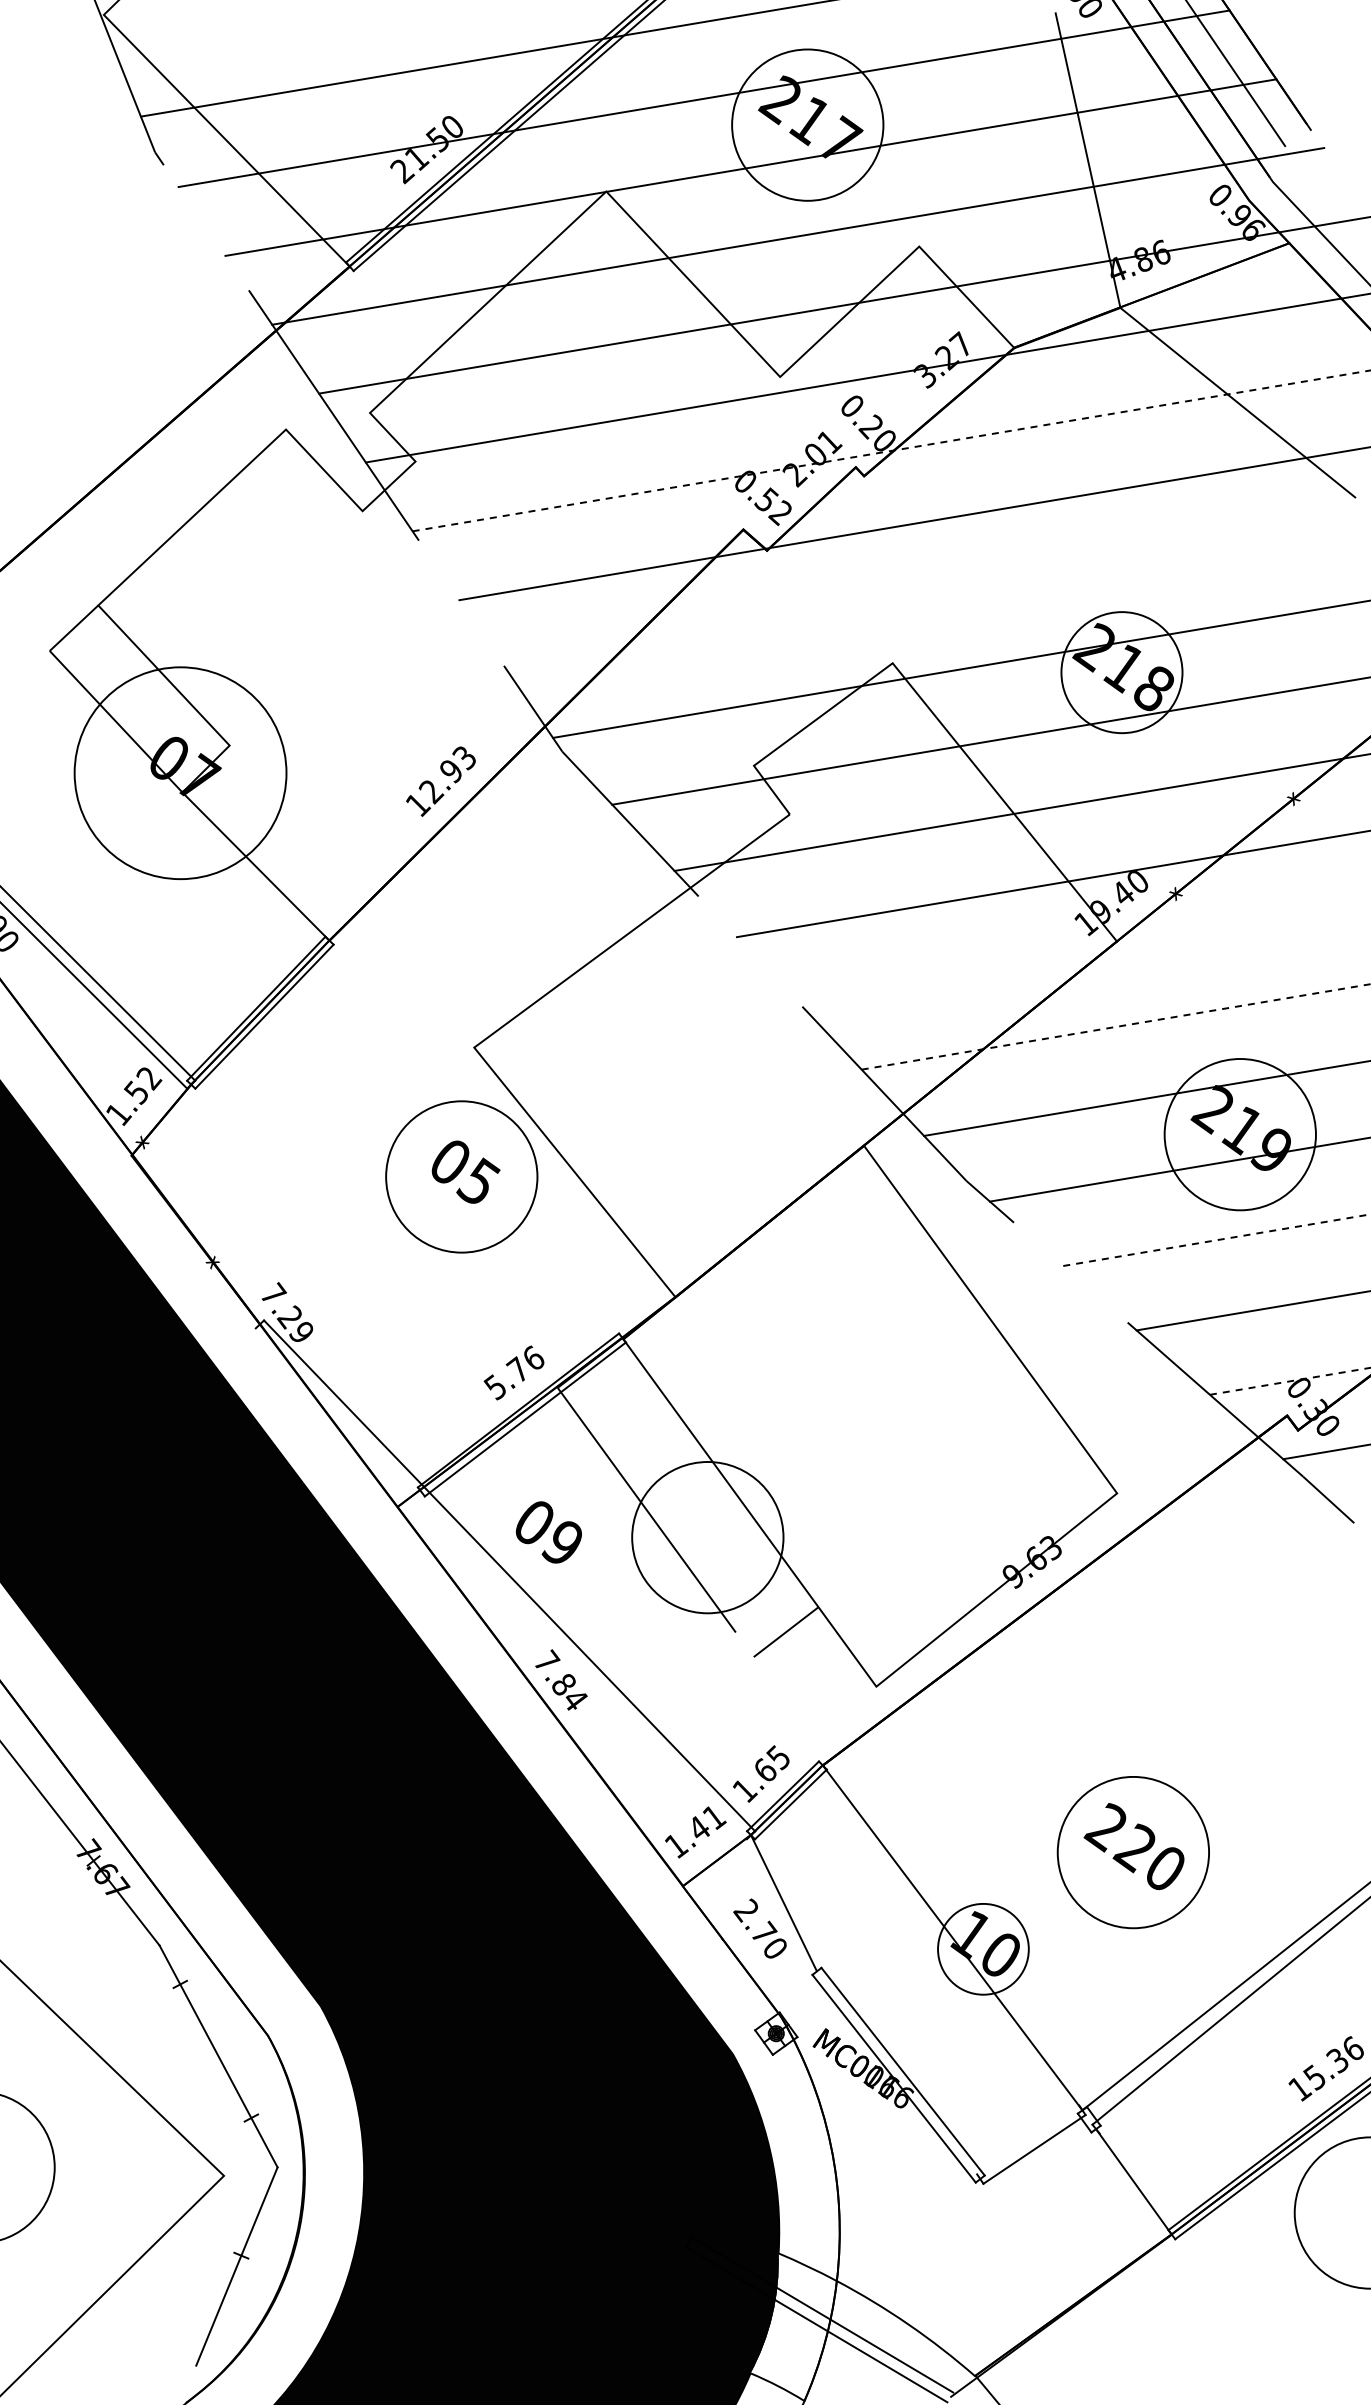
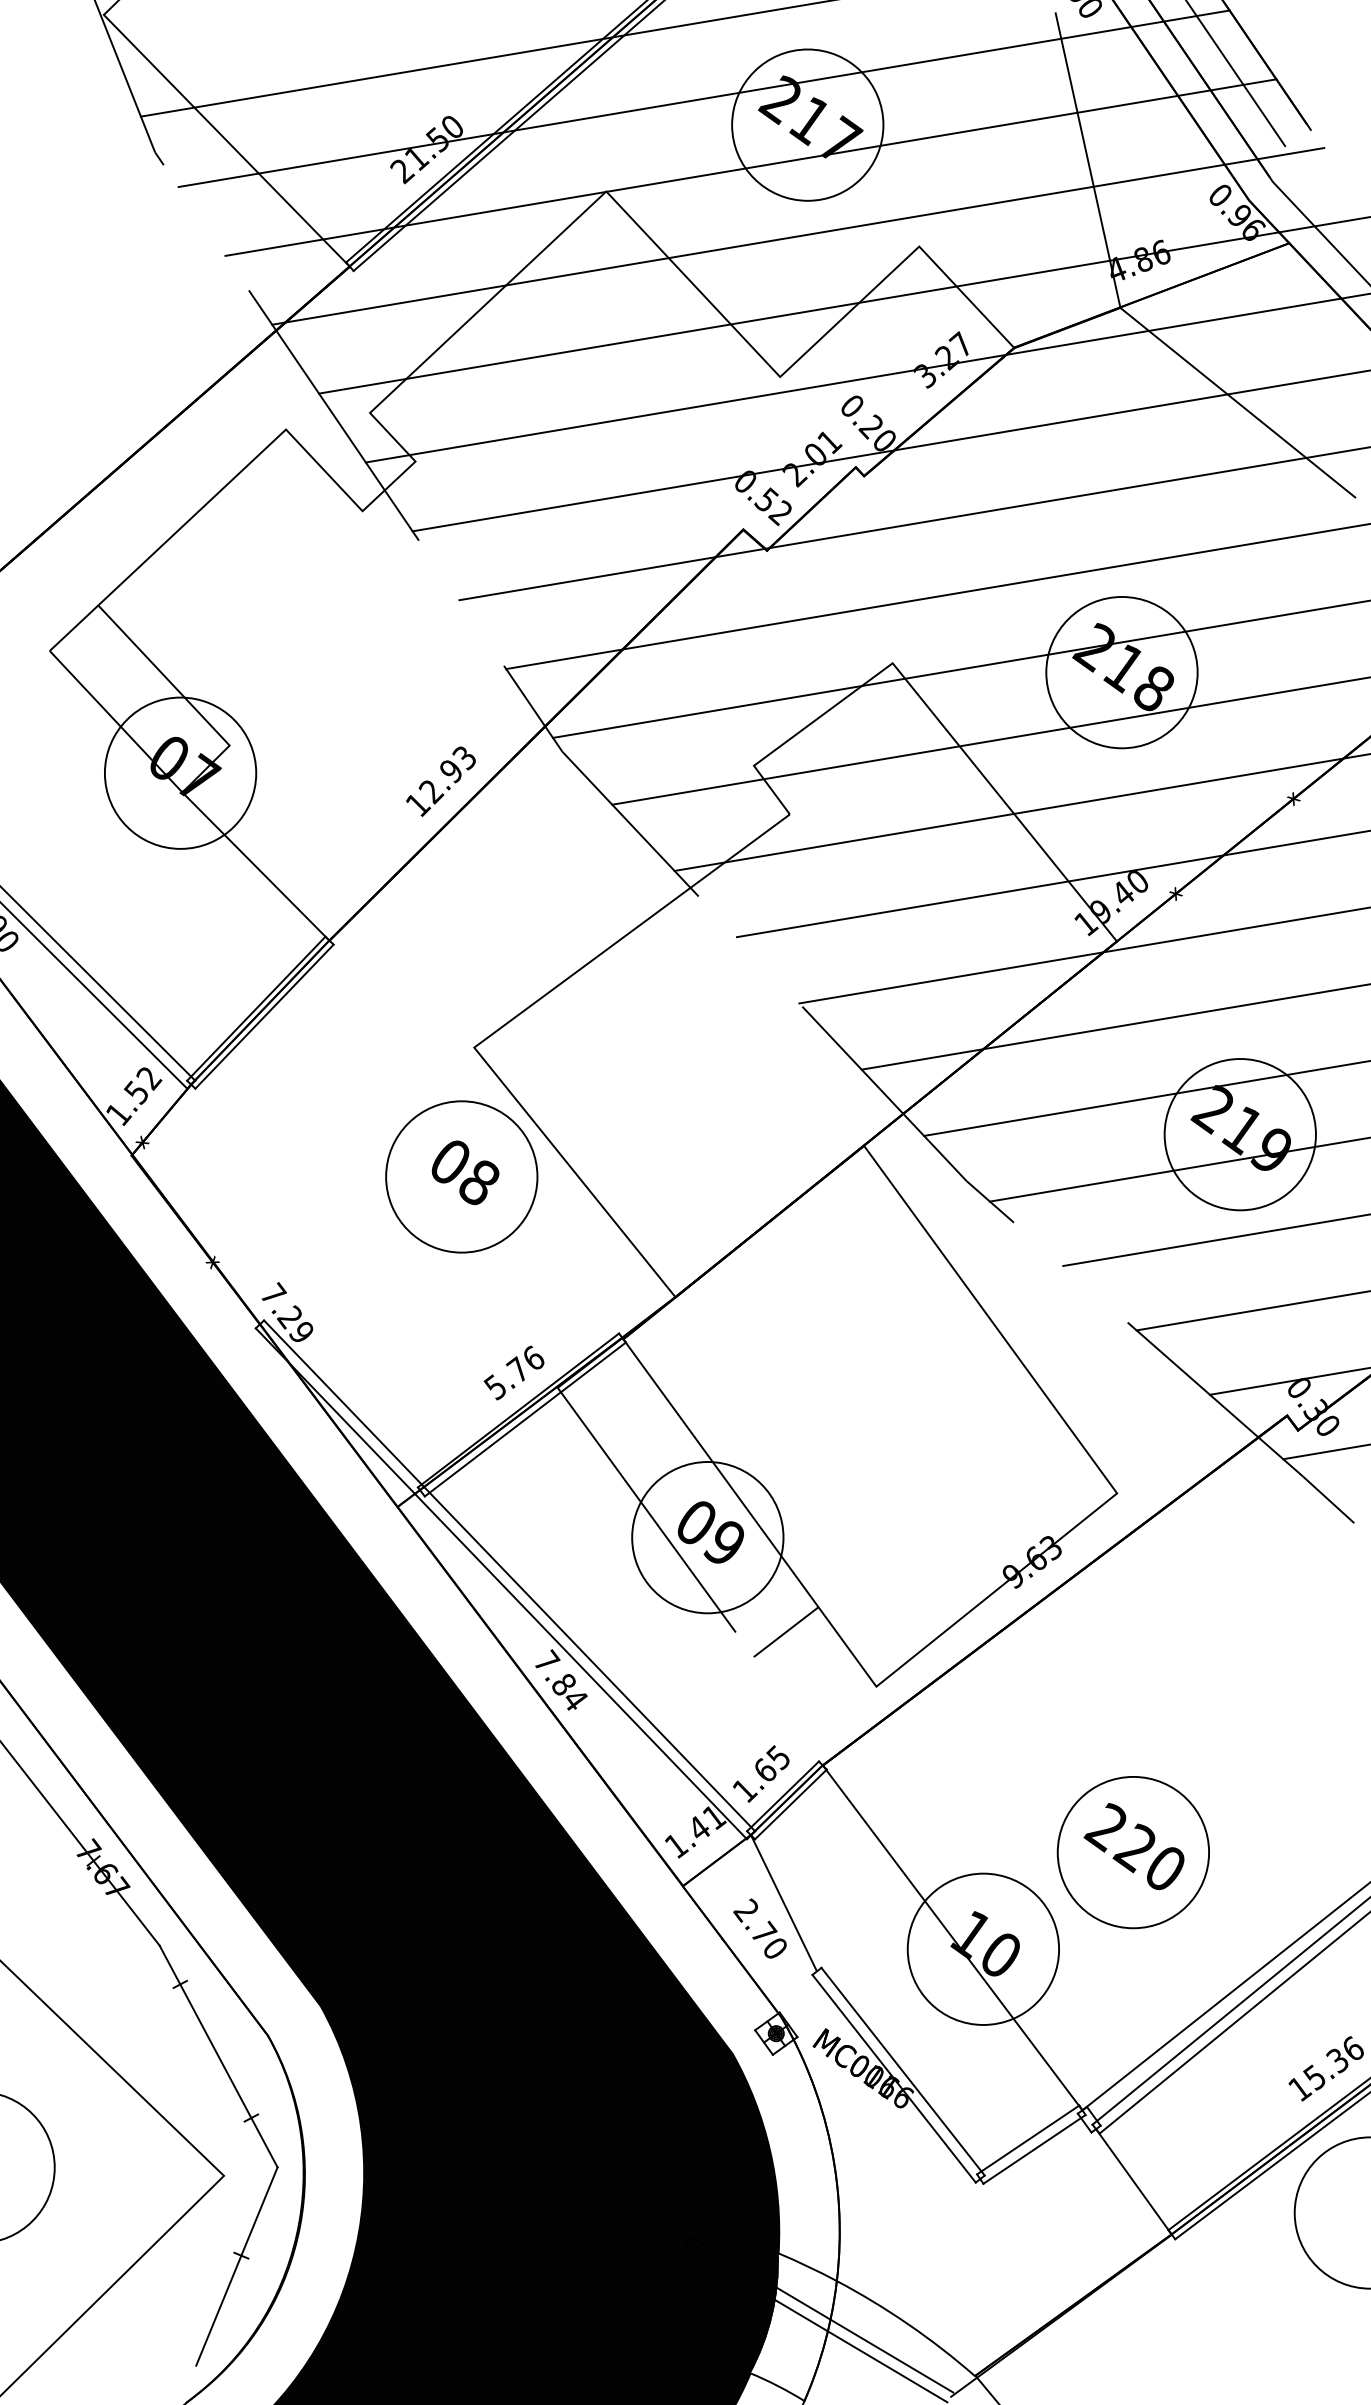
line: dashed -> solid (891, 450)
line: none -> present (936, 596)
circle diameter: 121 px -> 151 px (1121, 672)
circle diameter: 212 px -> 151 px (180, 772)
line: none -> present (1083, 955)
line: dashed -> solid (1116, 1026)
text: 05 -> 08 (478, 1181)
line: dashed -> solid (1217, 1240)
line: dashed -> solid (1290, 1381)
text position: (548, 1532) -> (710, 1532) (710, 1532)
line: none -> present (500, 1583)
circle diameter: 91 px -> 151 px (983, 1948)
line: none -> present (1233, 2023)
line: none -> present (1028, 2139)
